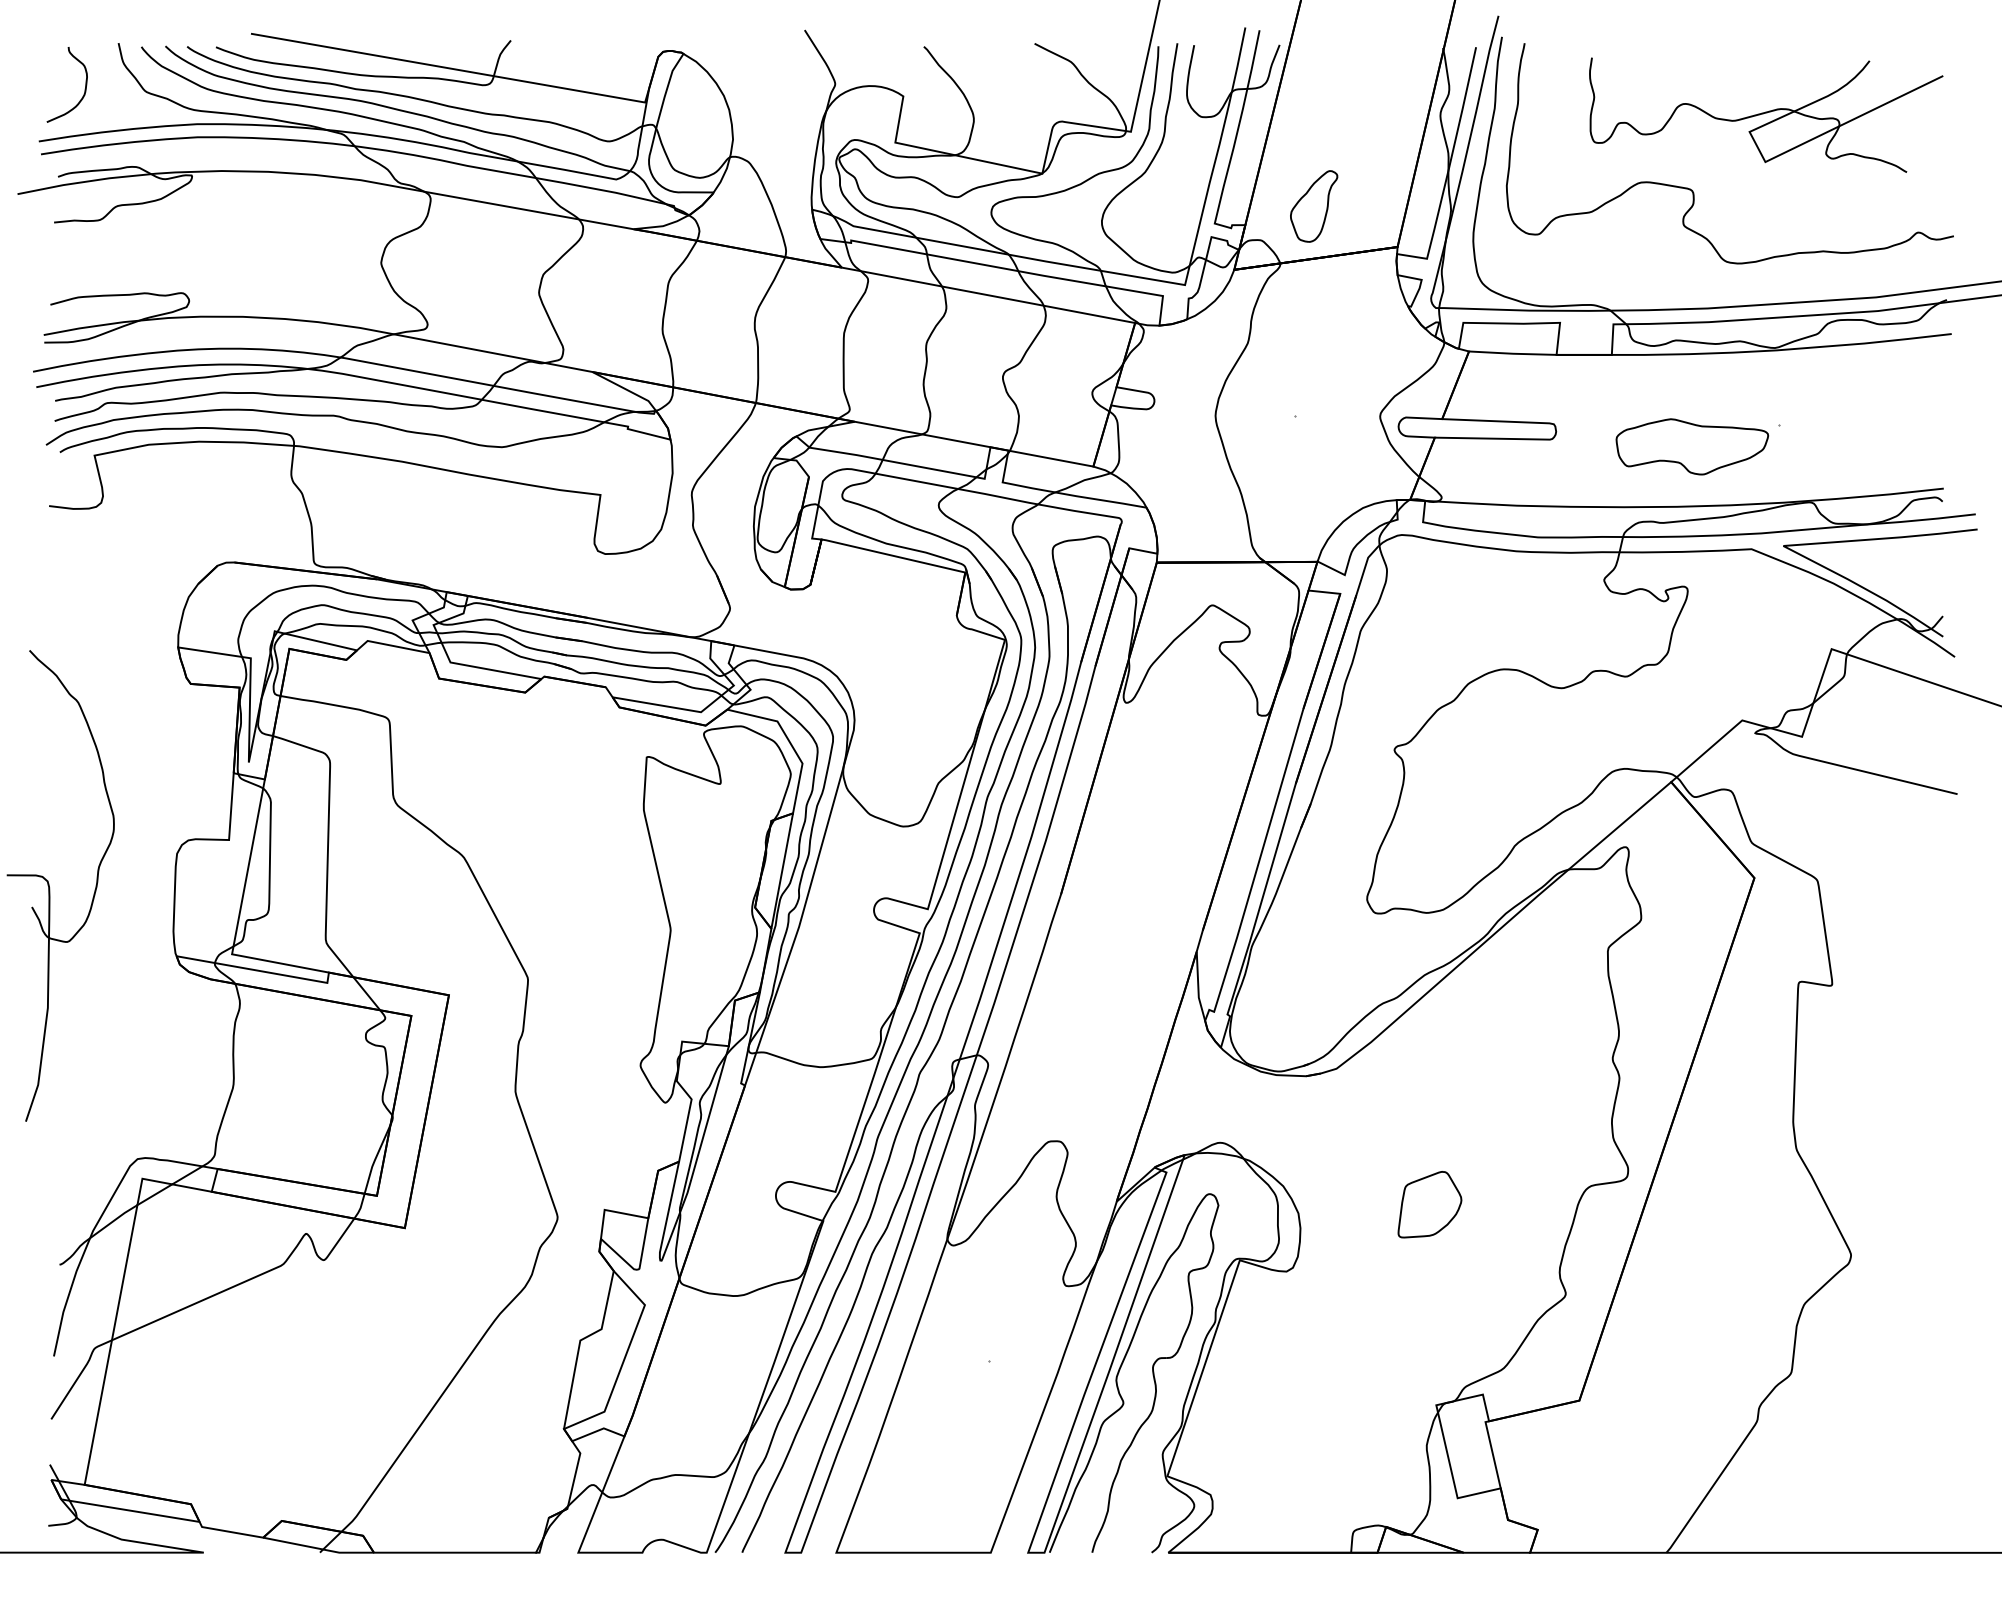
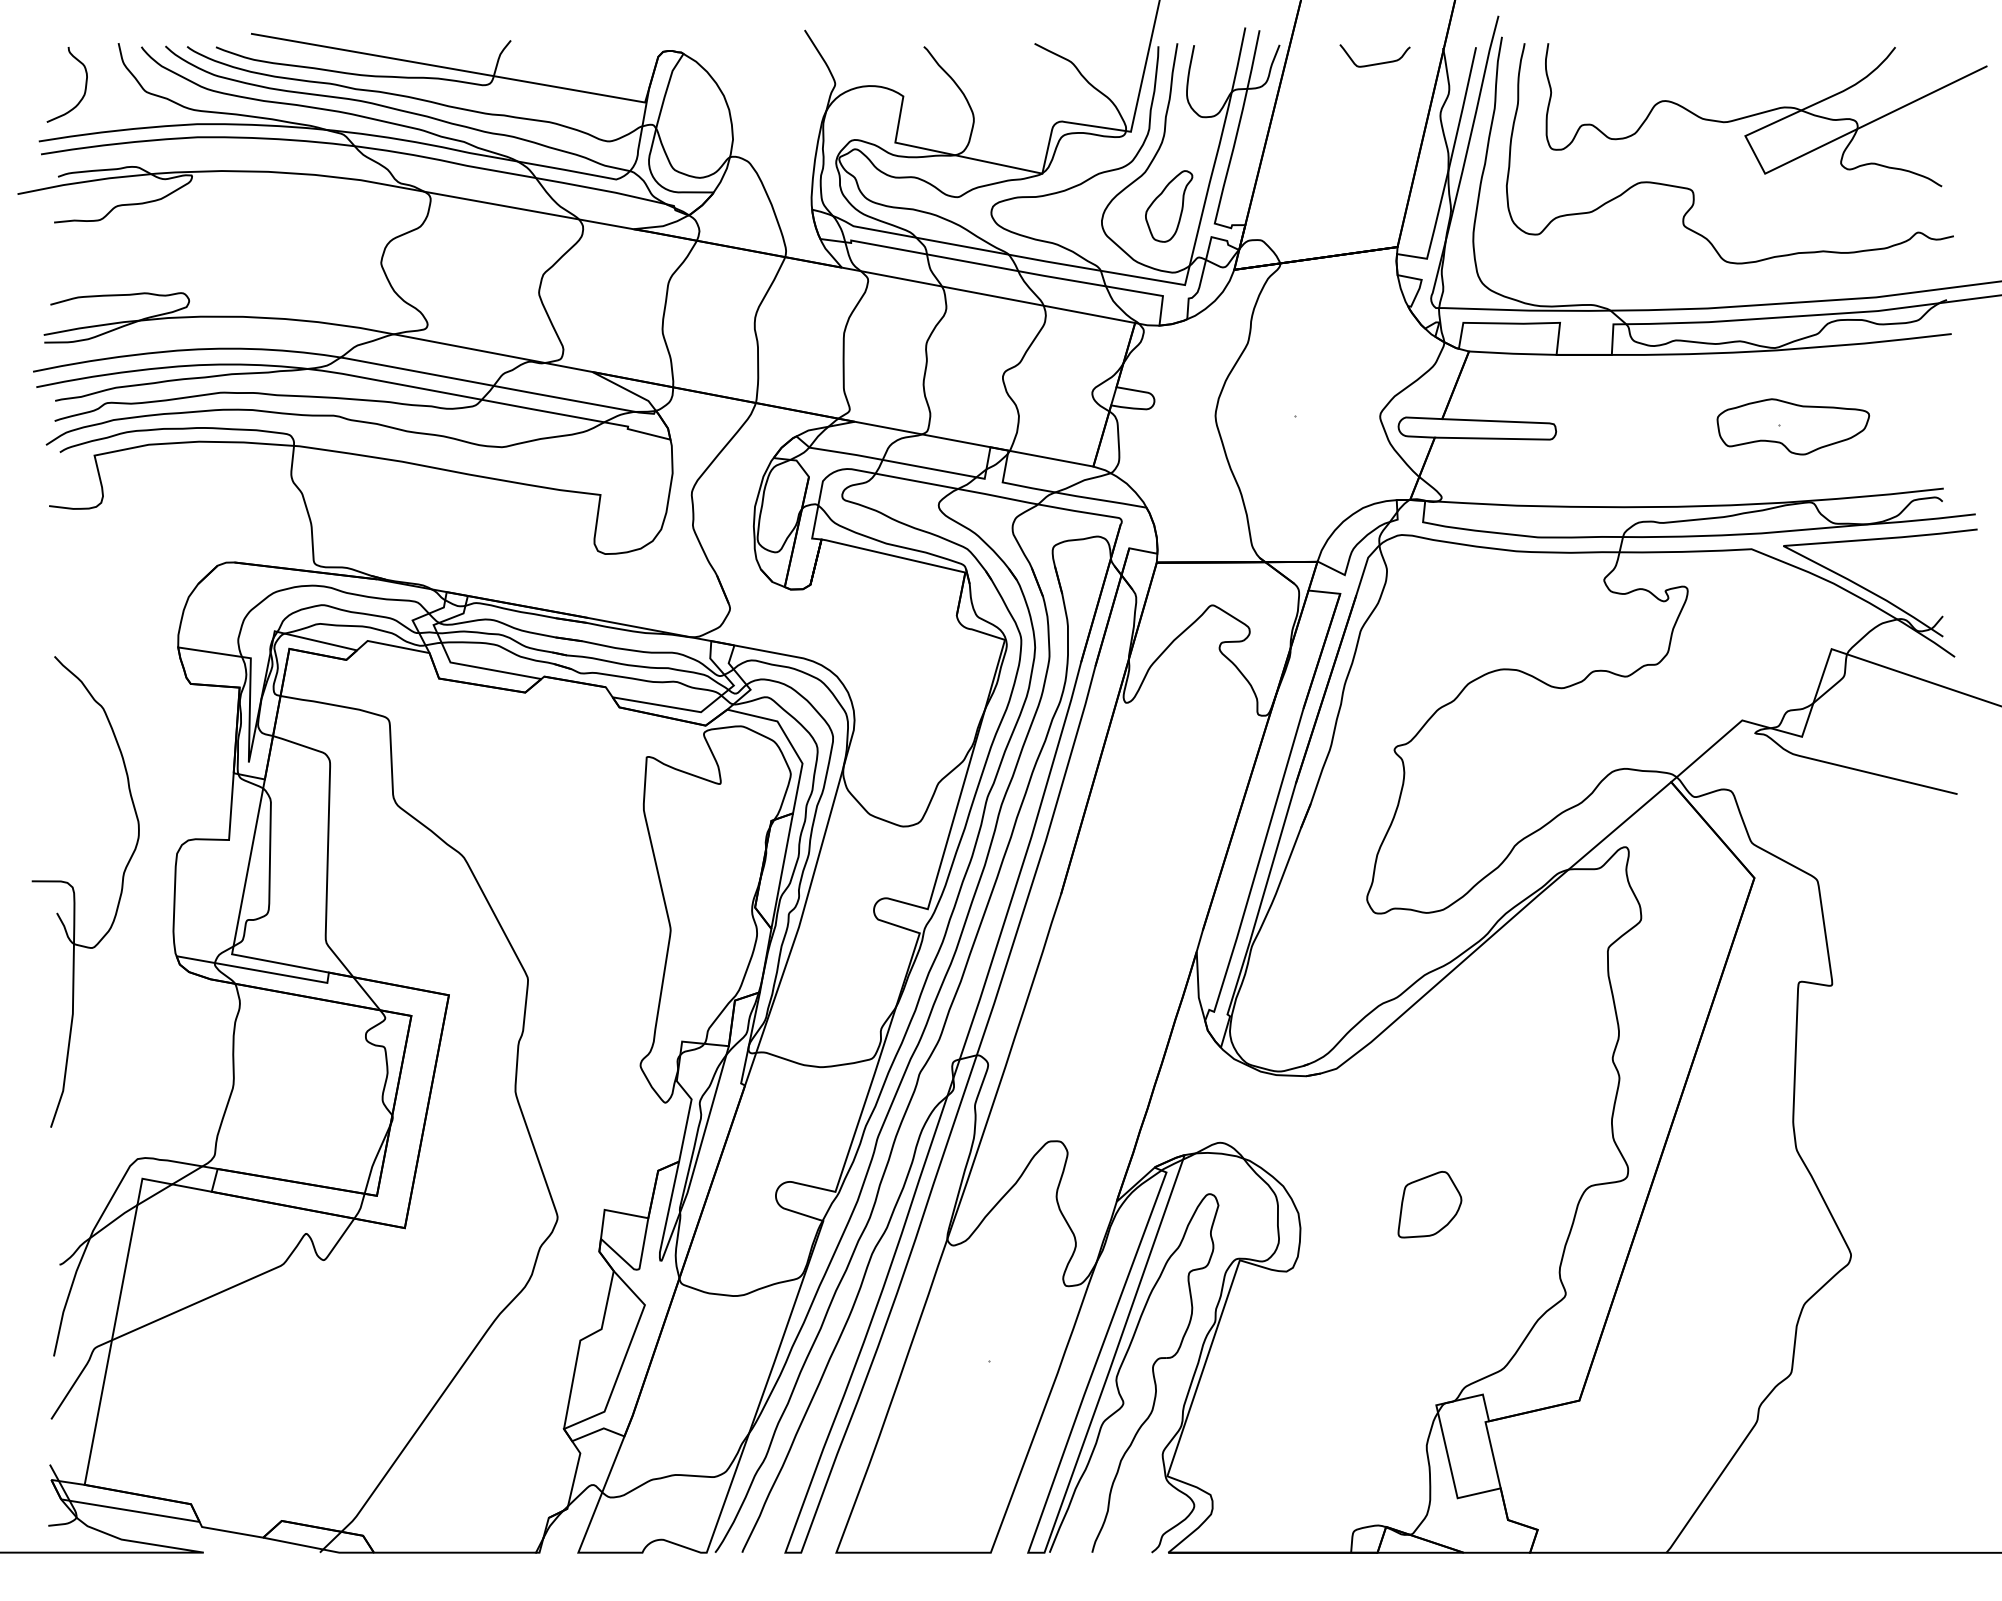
curve: none -> present (1374, 63)
part size: 355x116 px -> 443x145 px (1766, 115)
part position: (1314, 206) -> (1169, 206) (1169, 206)
part position: (1692, 446) -> (1793, 426) (1793, 426)
part position: (50, 888) -> (75, 894) (75, 894)
